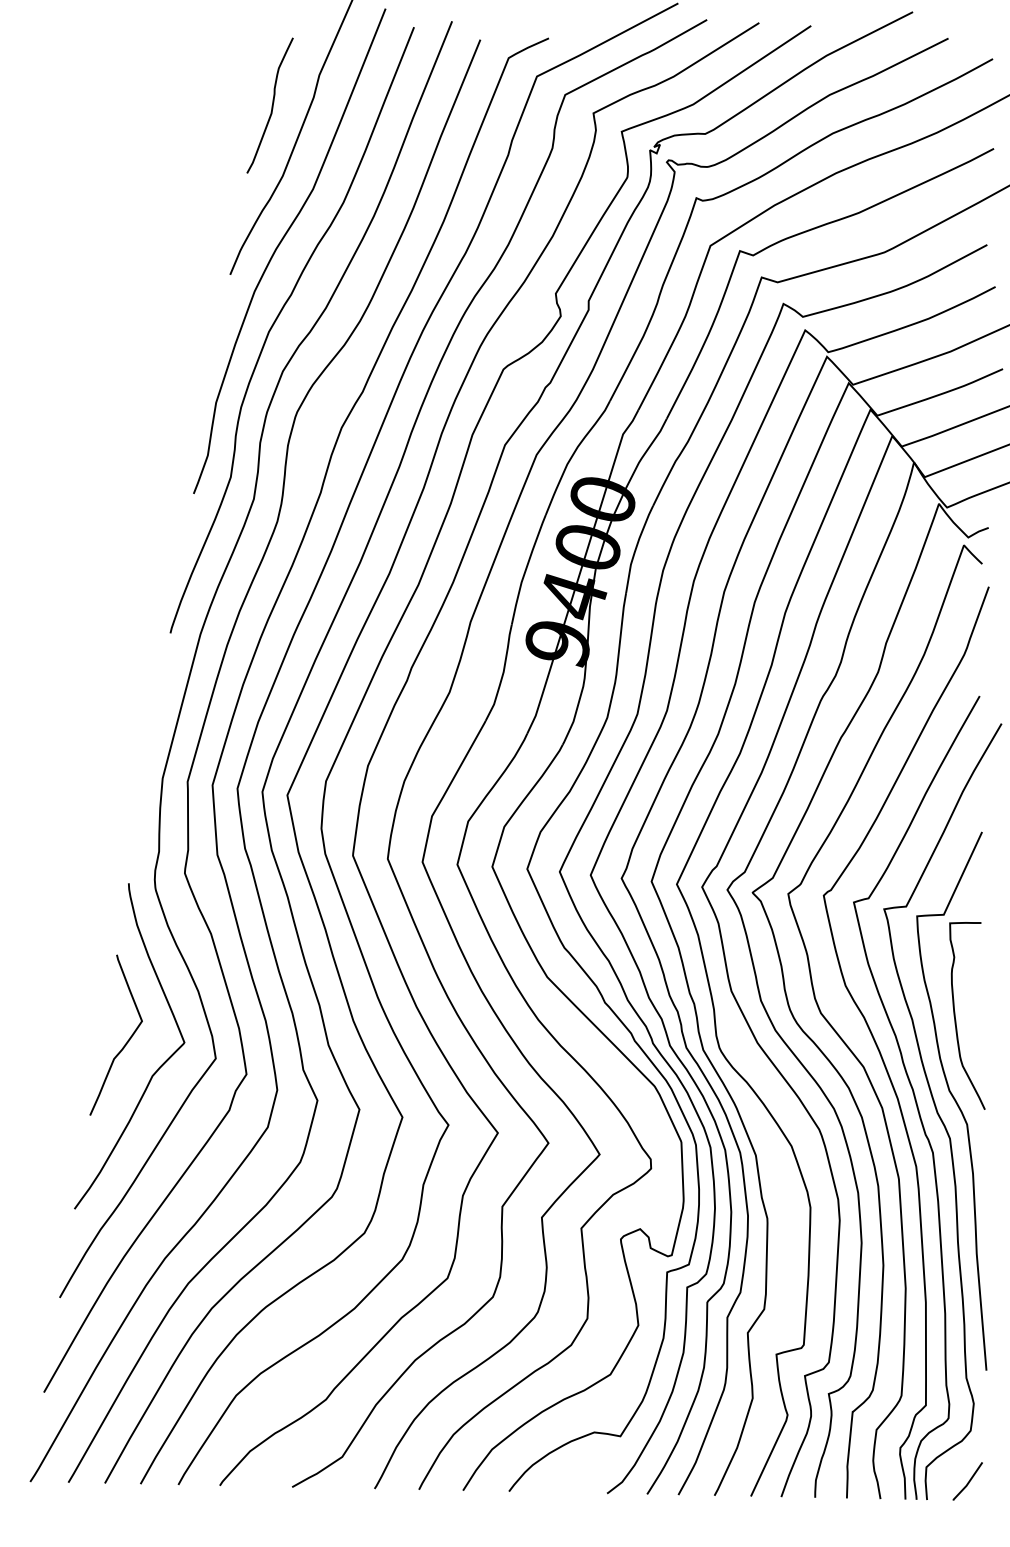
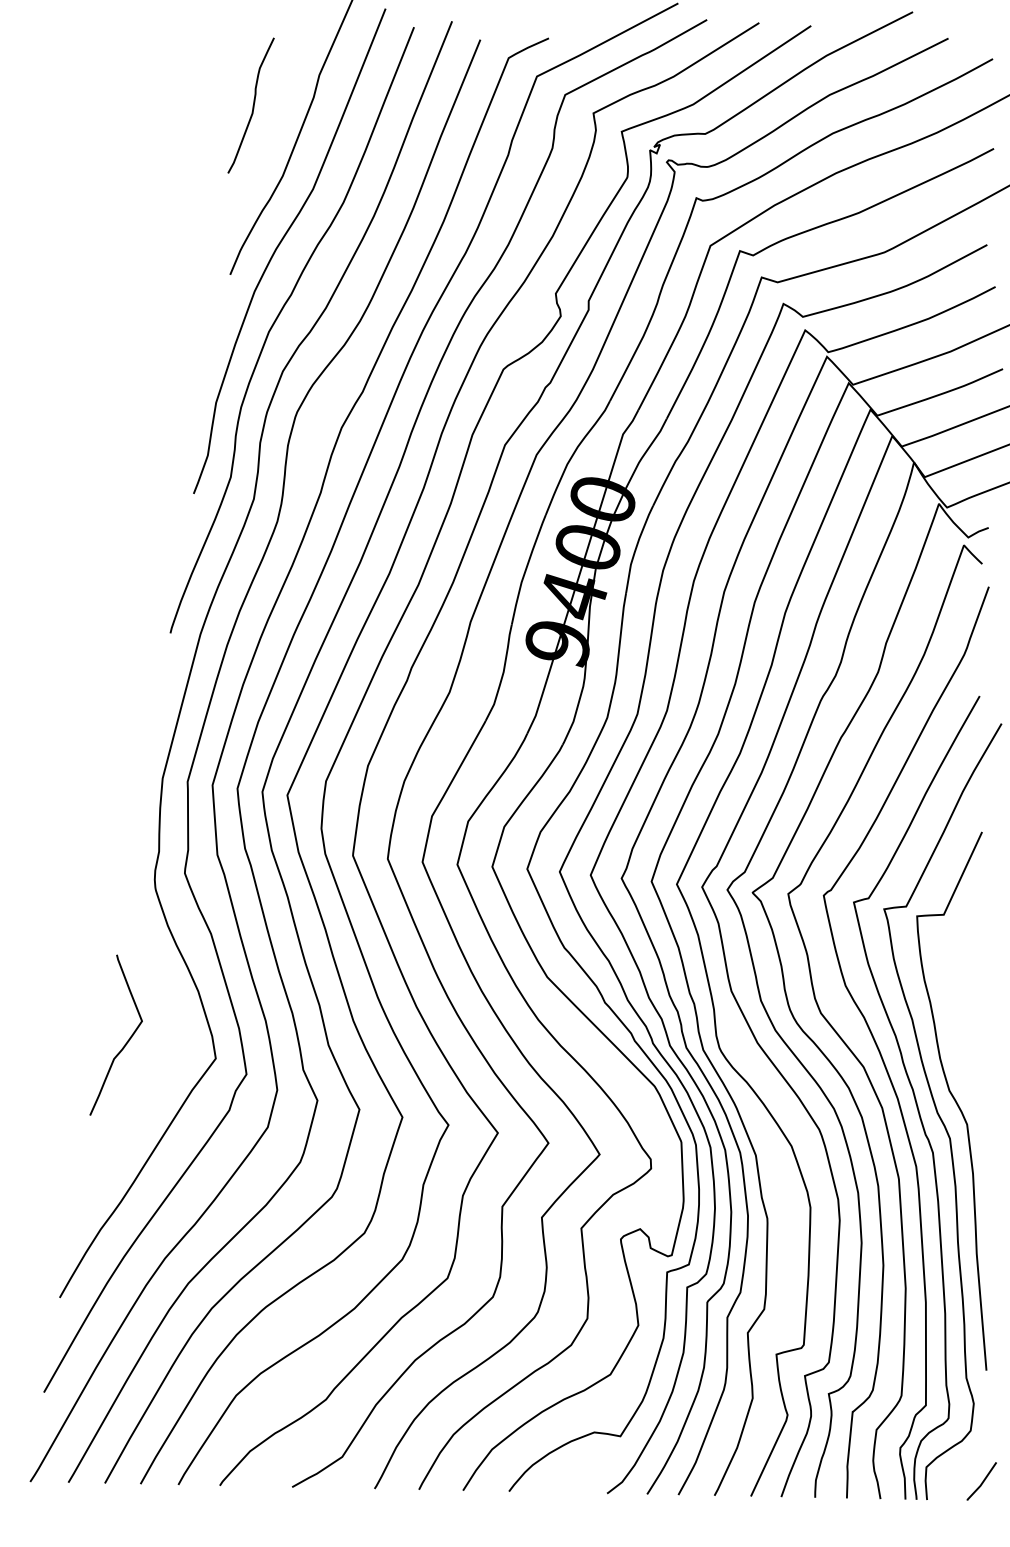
curve position: (271, 105) -> (252, 105) (252, 105)
curve: present -> none (956, 1019)
curve: present -> none (158, 1067)
line position: (968, 1481) -> (982, 1481) (982, 1481)
